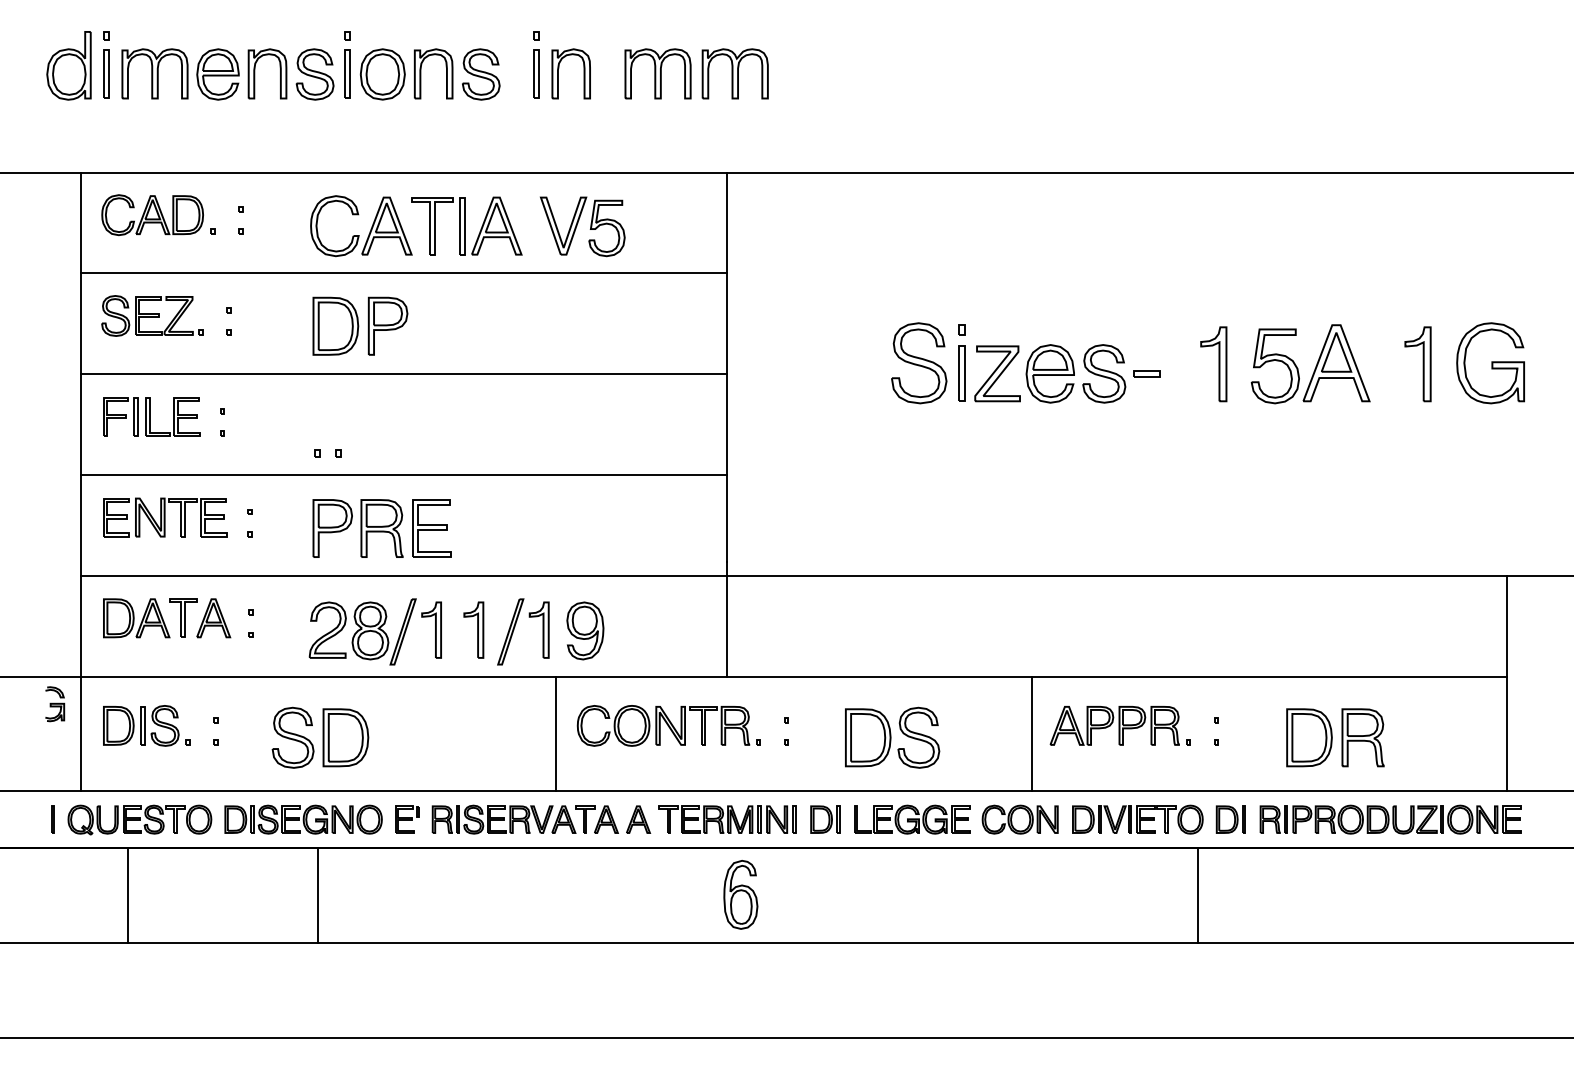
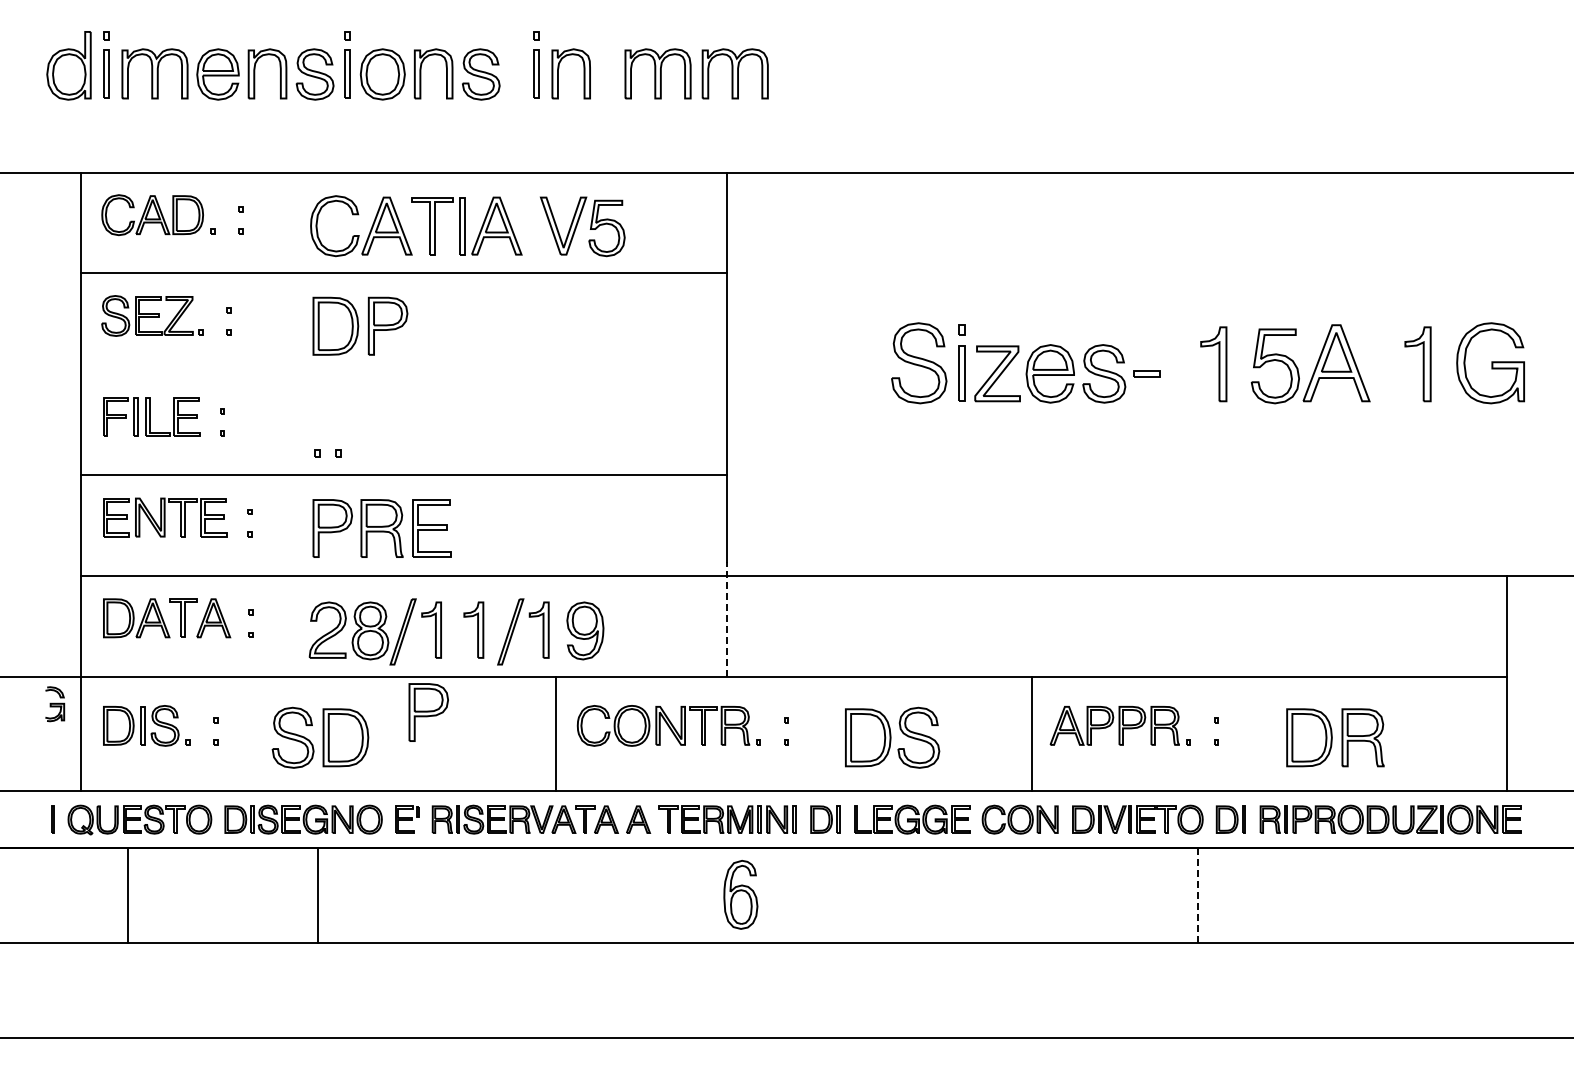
line: present -> none (403, 374)
line: solid -> dashed (727, 619)
part: none -> present (428, 712)
line: solid -> dashed (1198, 895)
